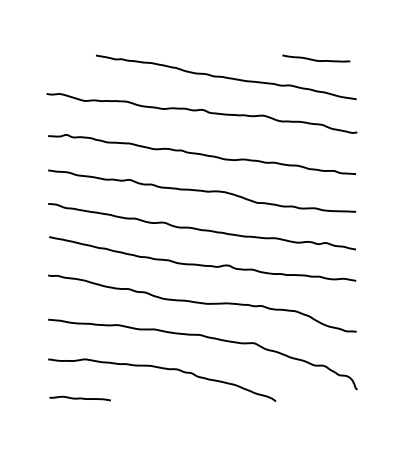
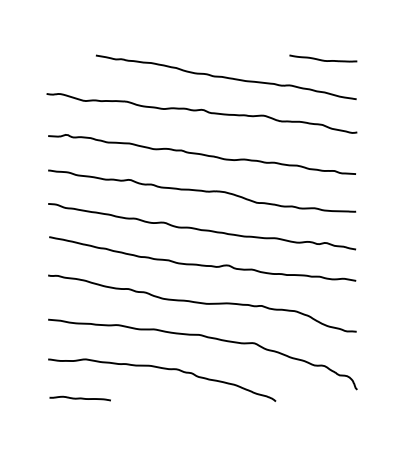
curve position: (316, 59) -> (323, 59) (323, 59)
